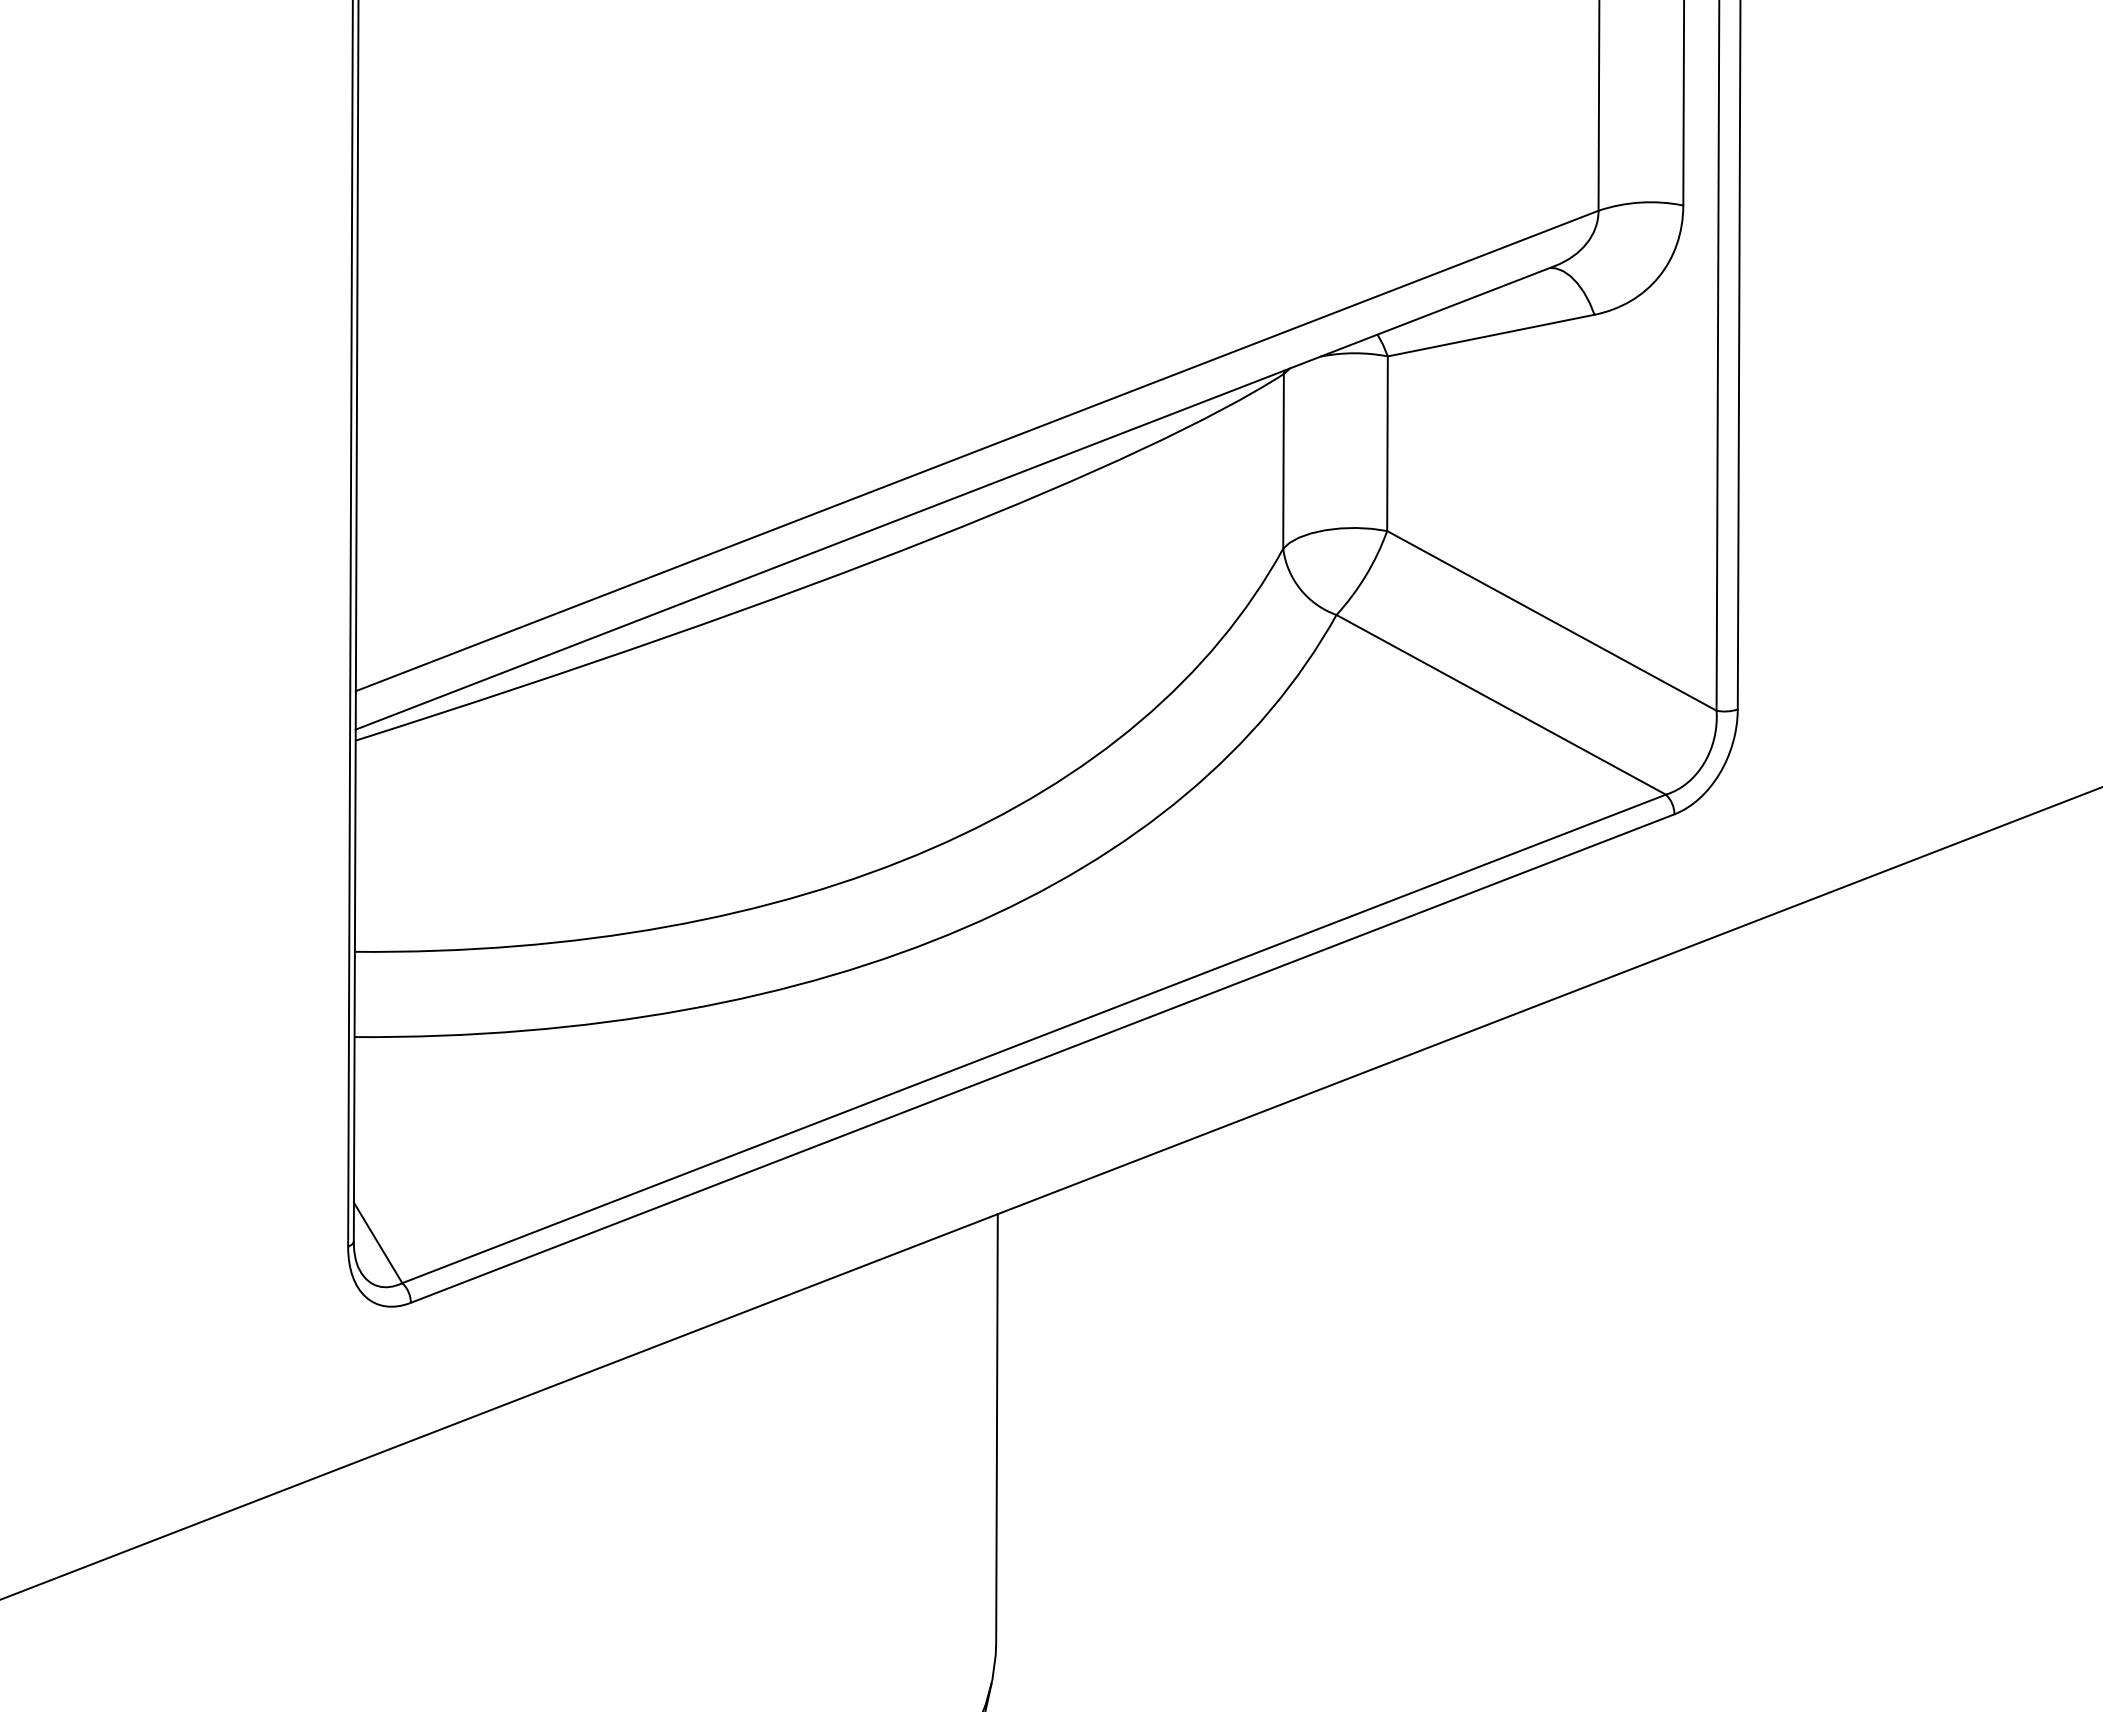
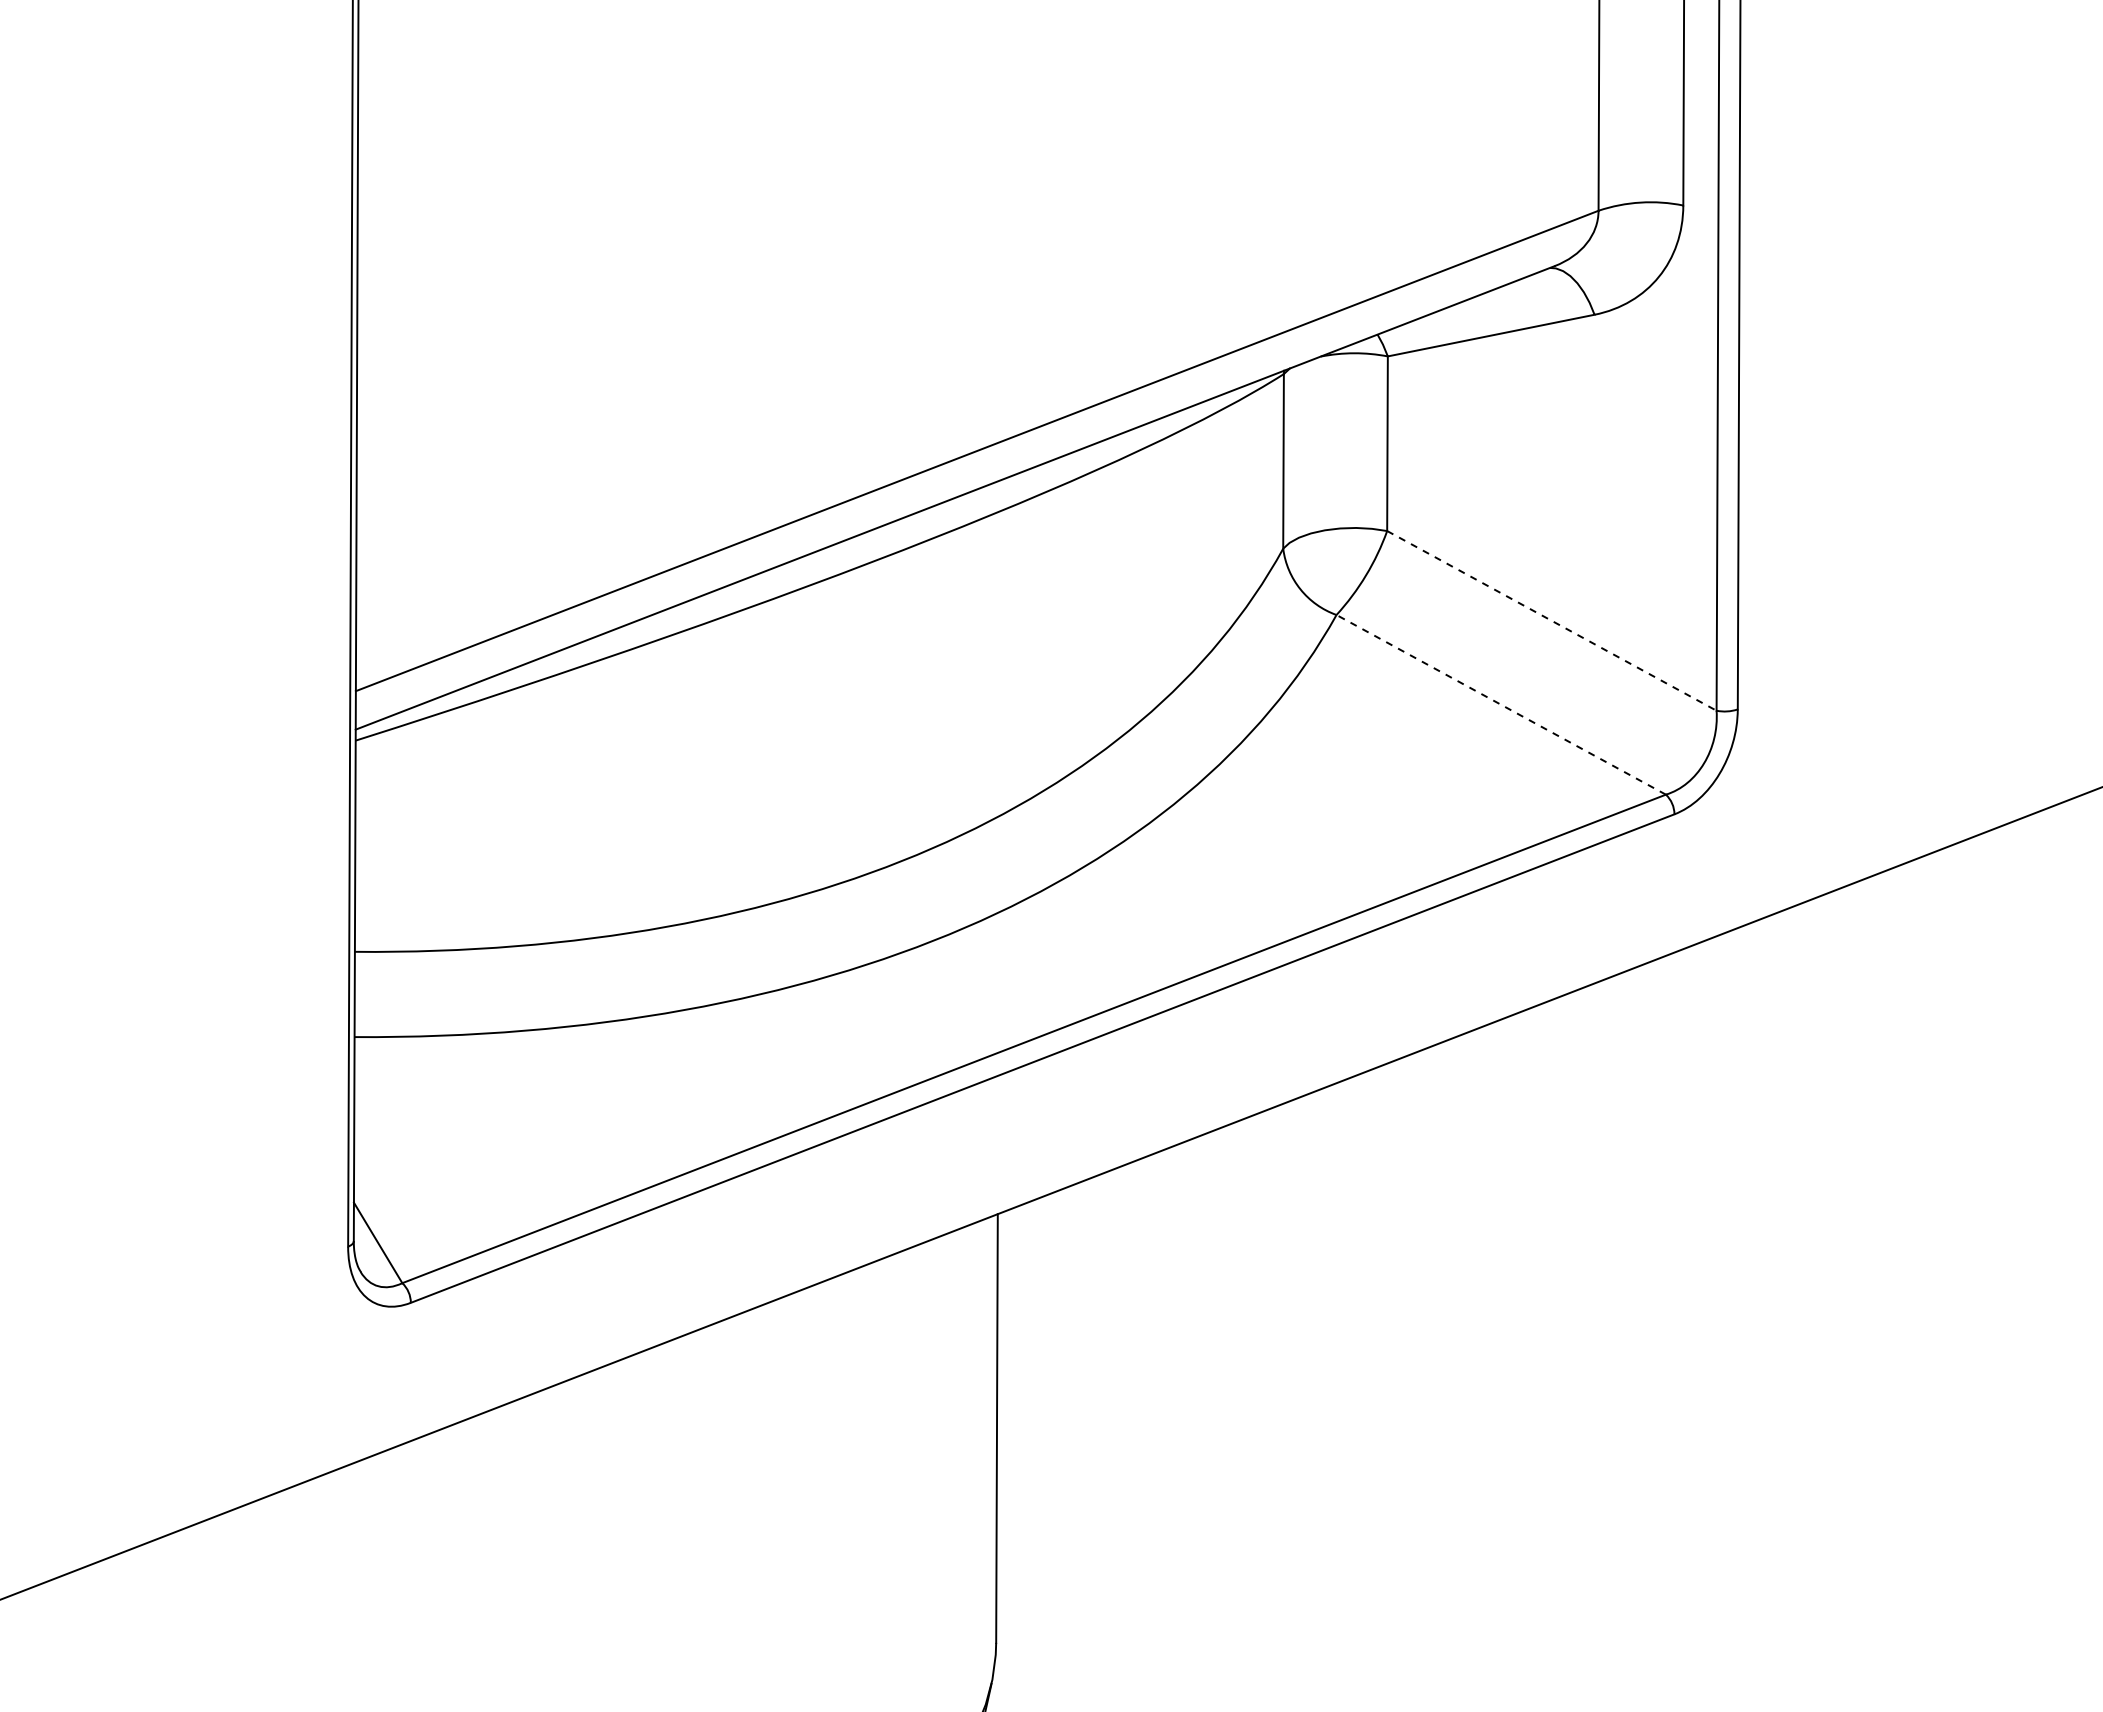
line: solid -> dashed (1551, 620)
line: solid -> dashed (1501, 704)
